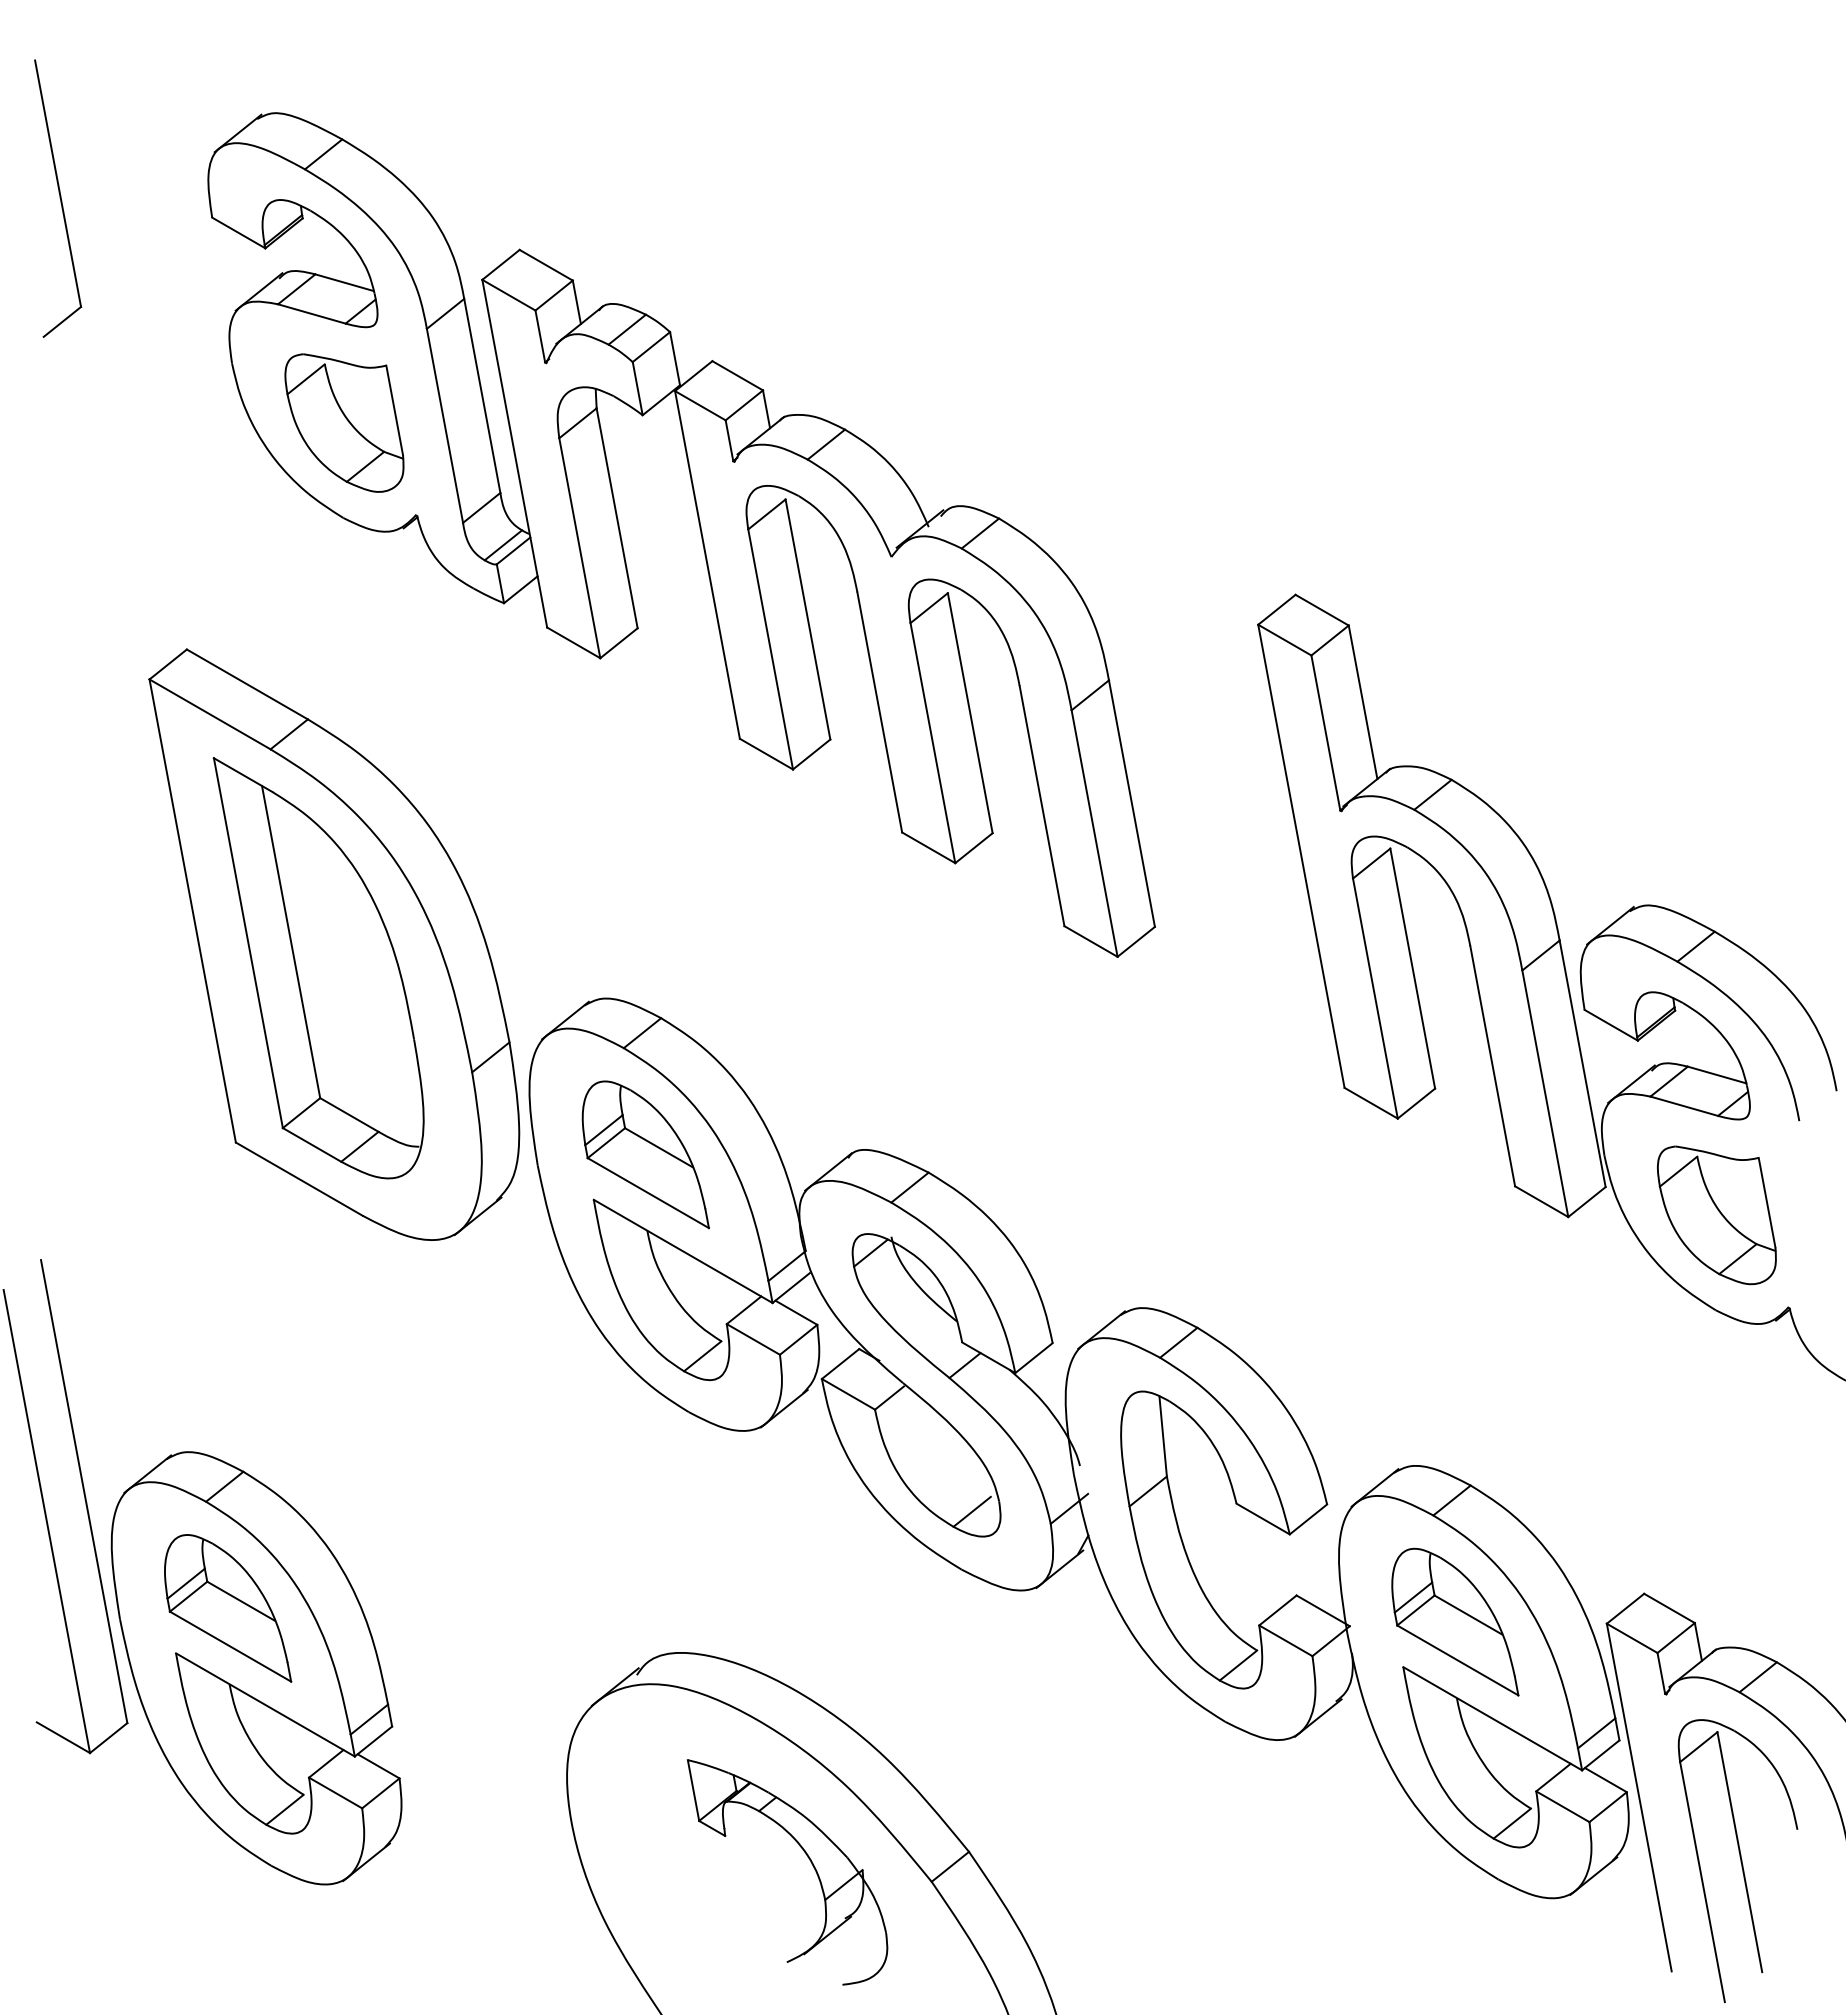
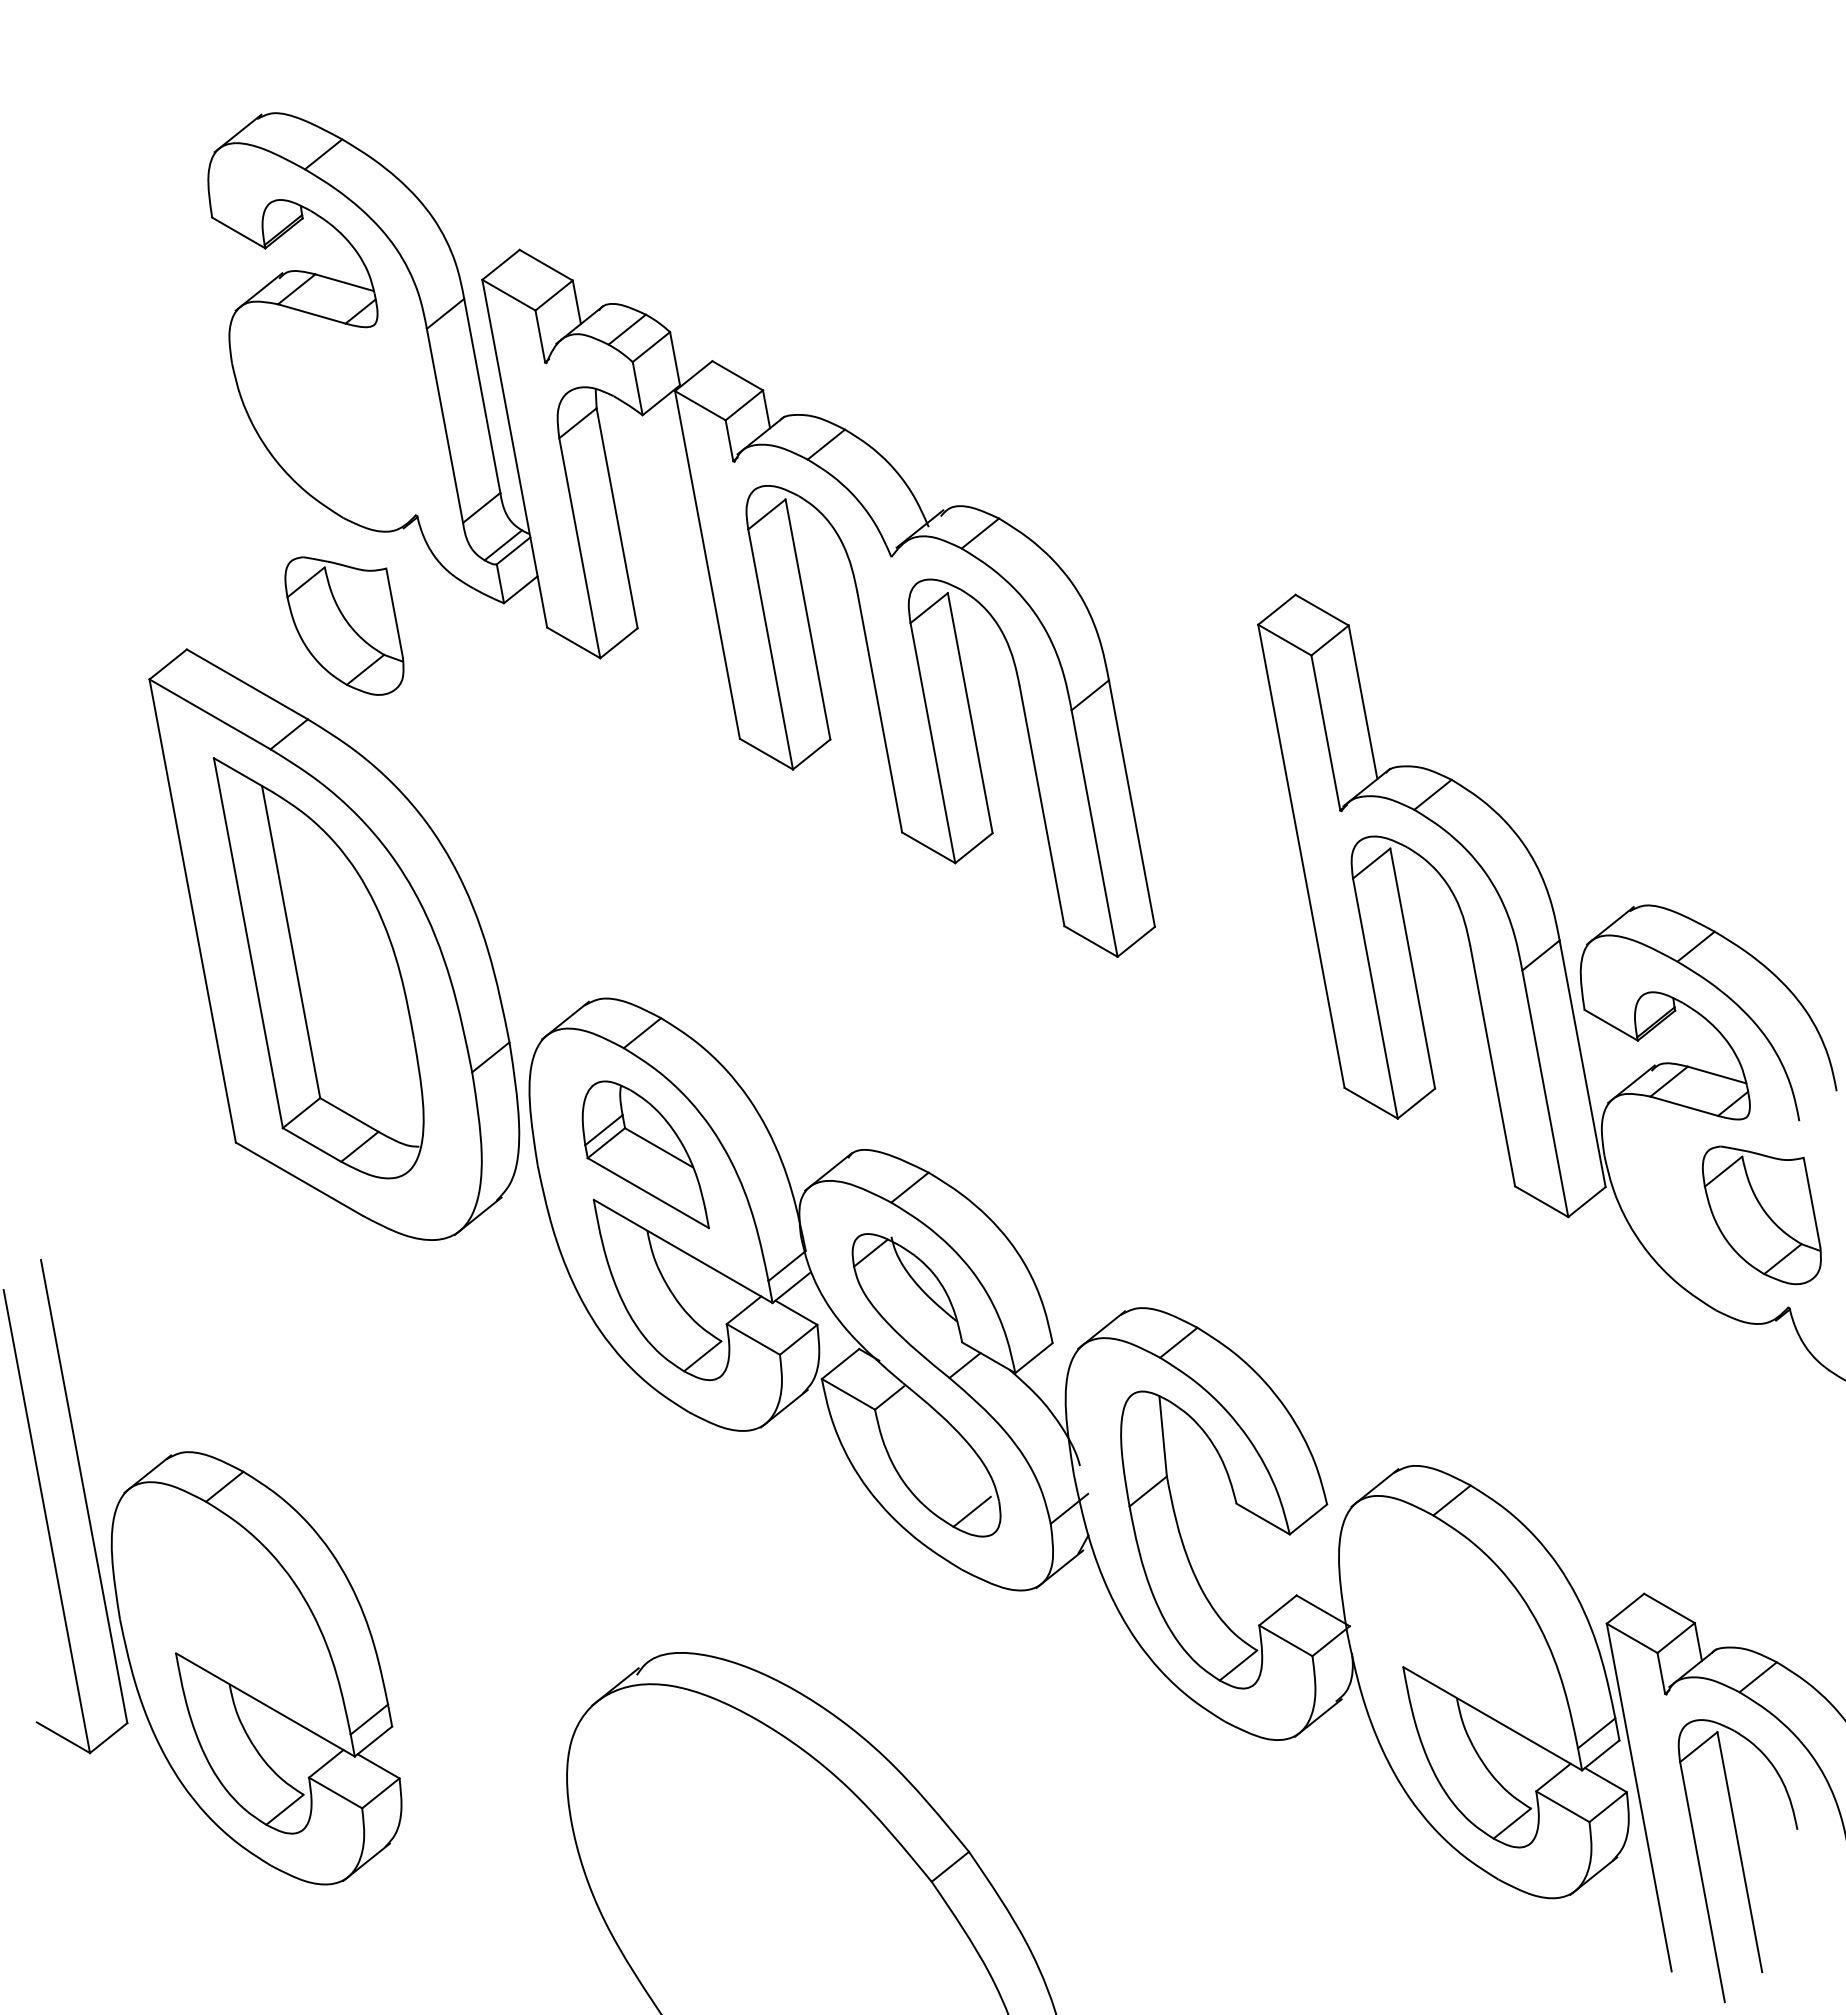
part: present -> none (58, 198)
part position: (344, 422) -> (344, 625) (344, 625)
part position: (1716, 1215) -> (1761, 1215) (1761, 1215)
part: present -> none (228, 1608)
part: present -> none (1455, 1621)
part: present -> none (807, 1857)
